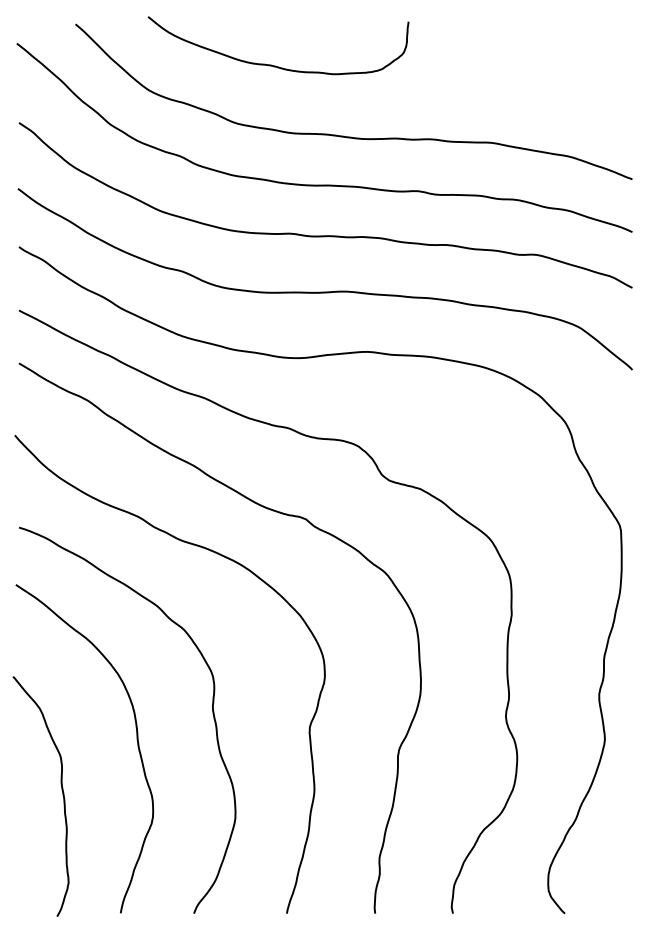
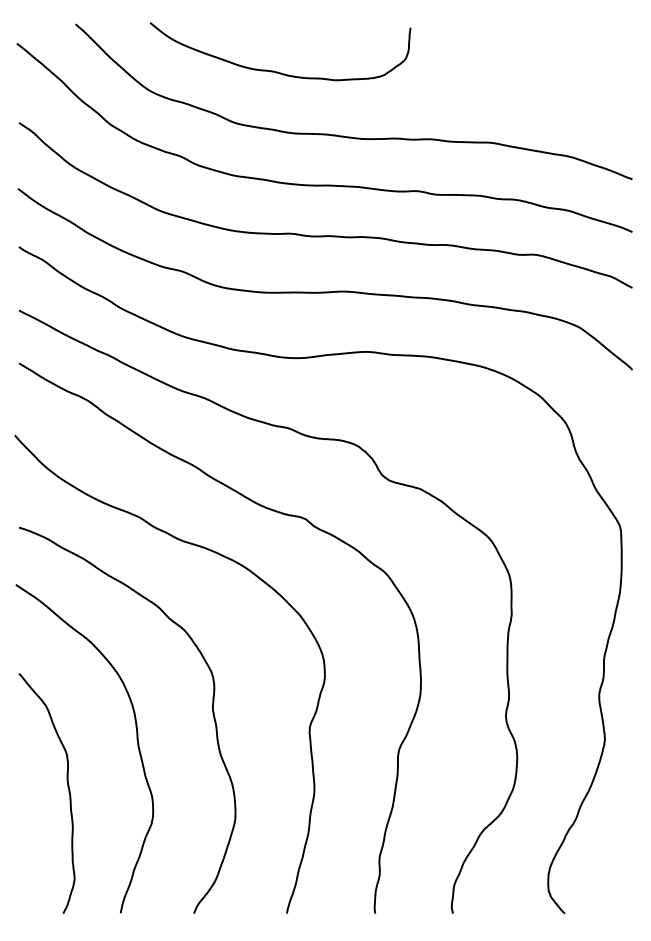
curve position: (275, 65) -> (277, 71) (277, 71)
curve position: (61, 790) -> (67, 787) (67, 787)
